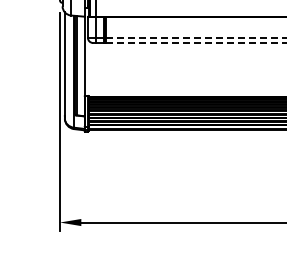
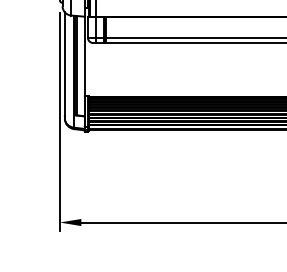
line: dashed -> solid (196, 37)
line: dashed -> solid (196, 43)
